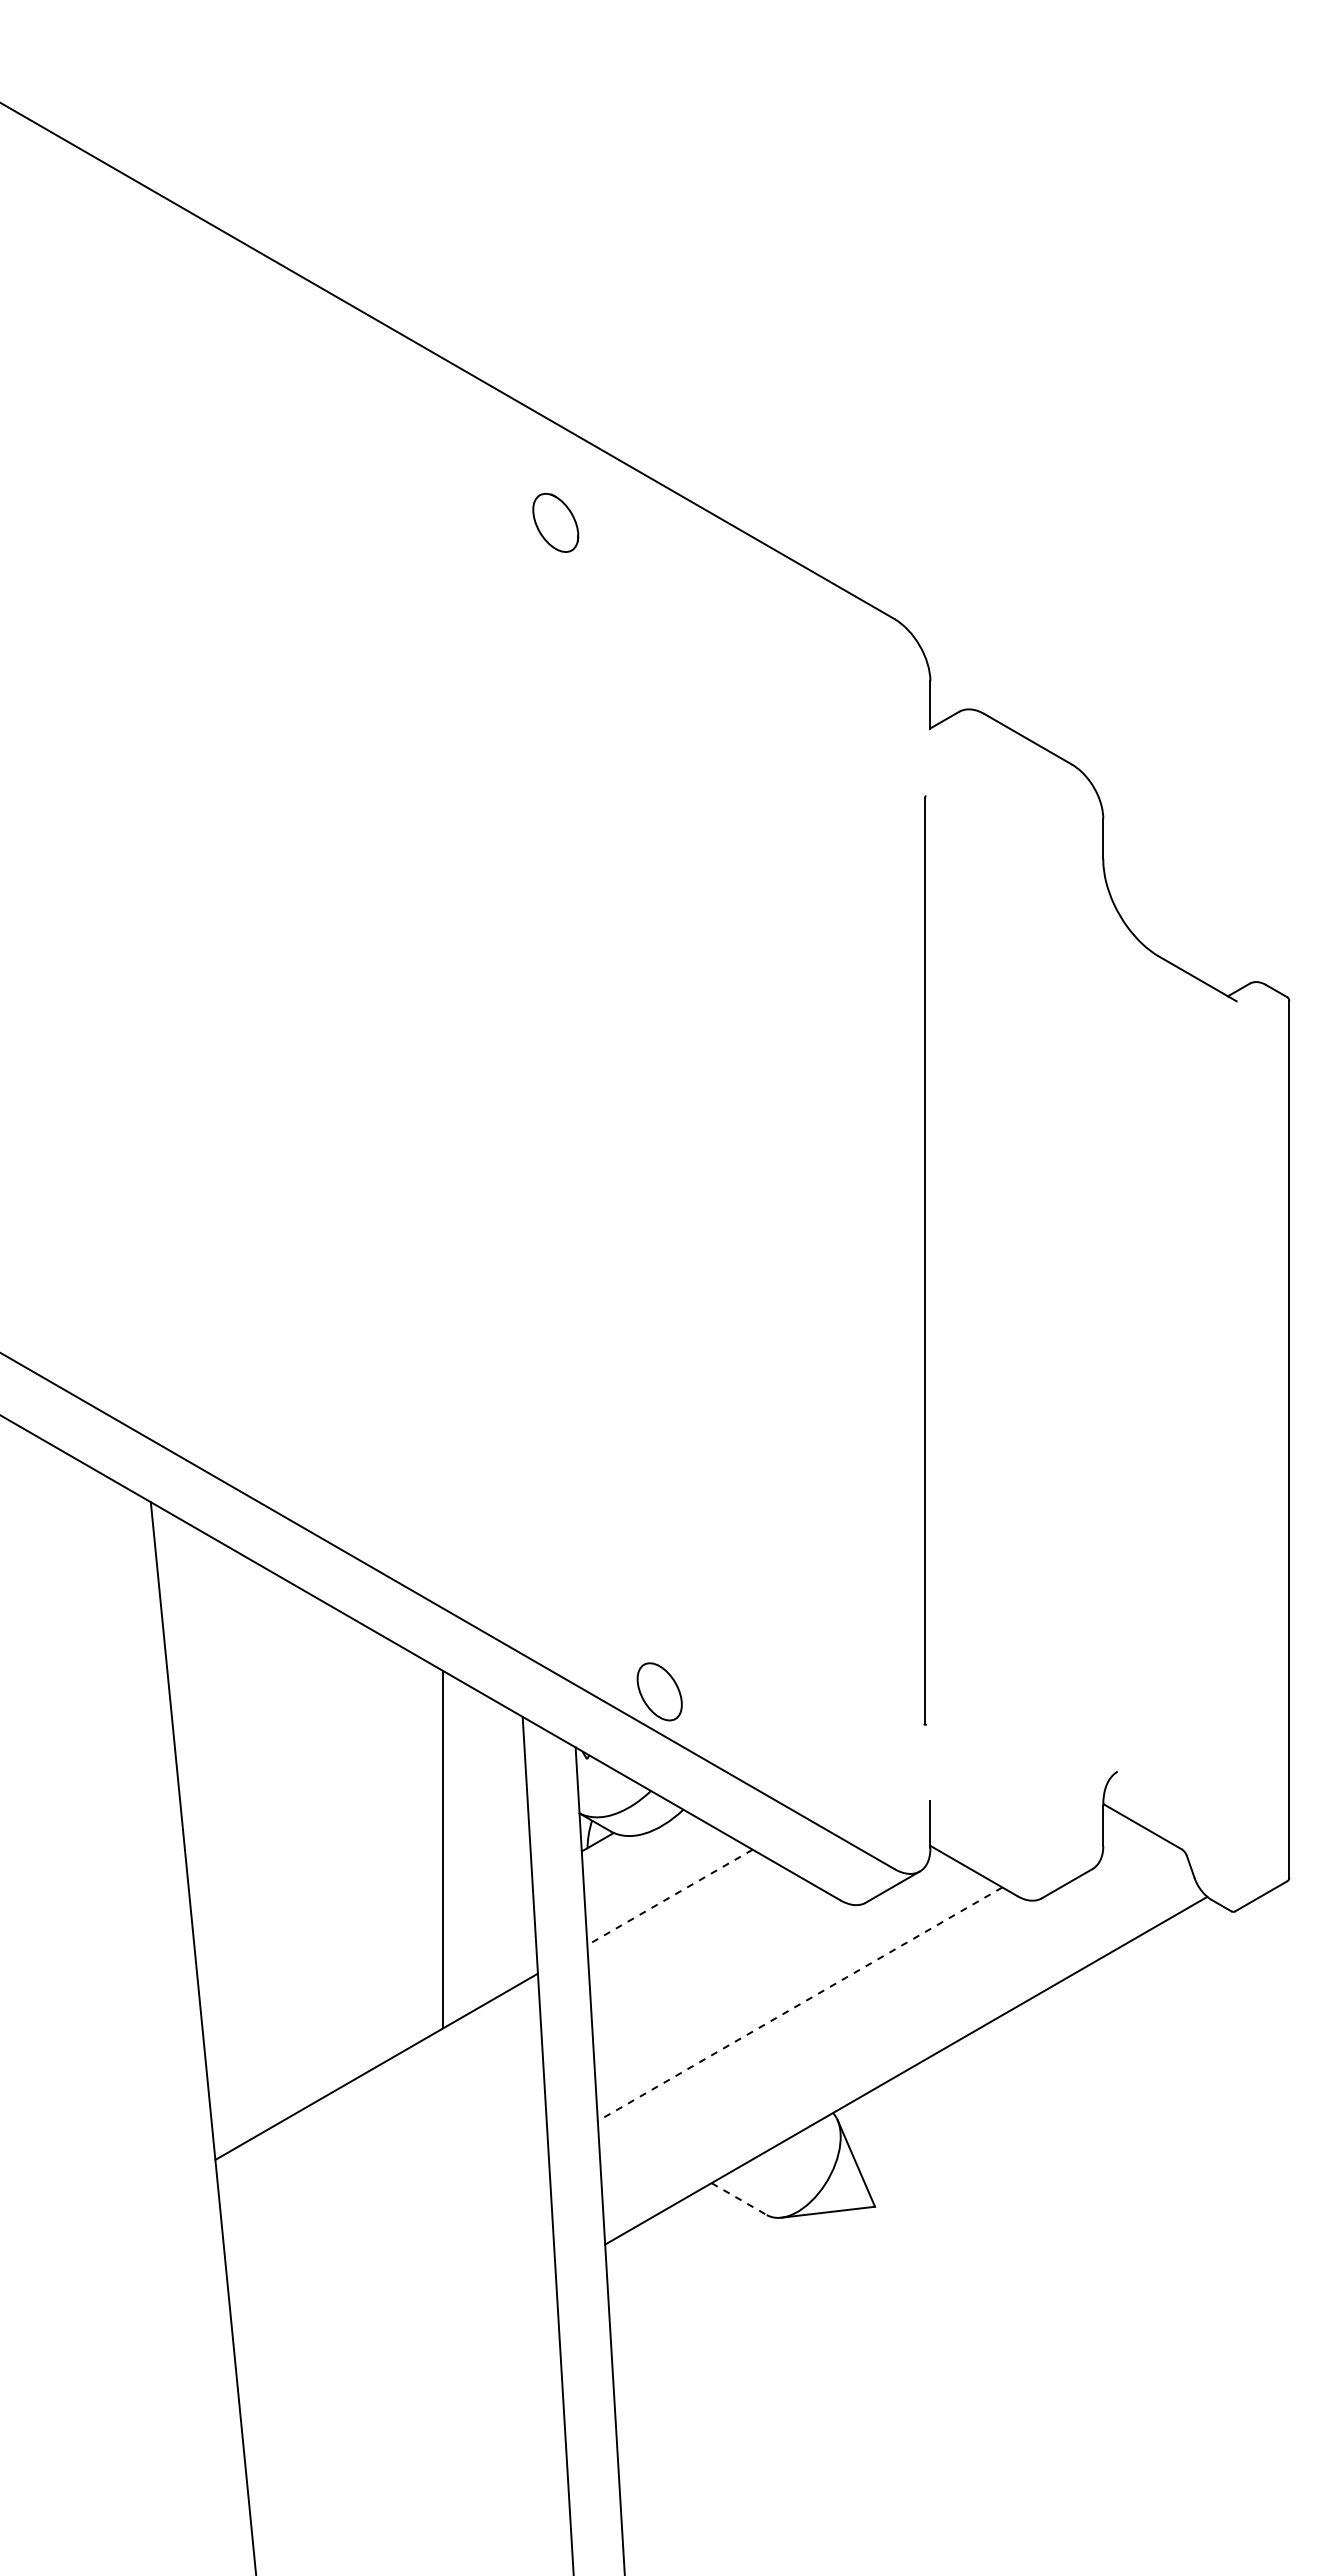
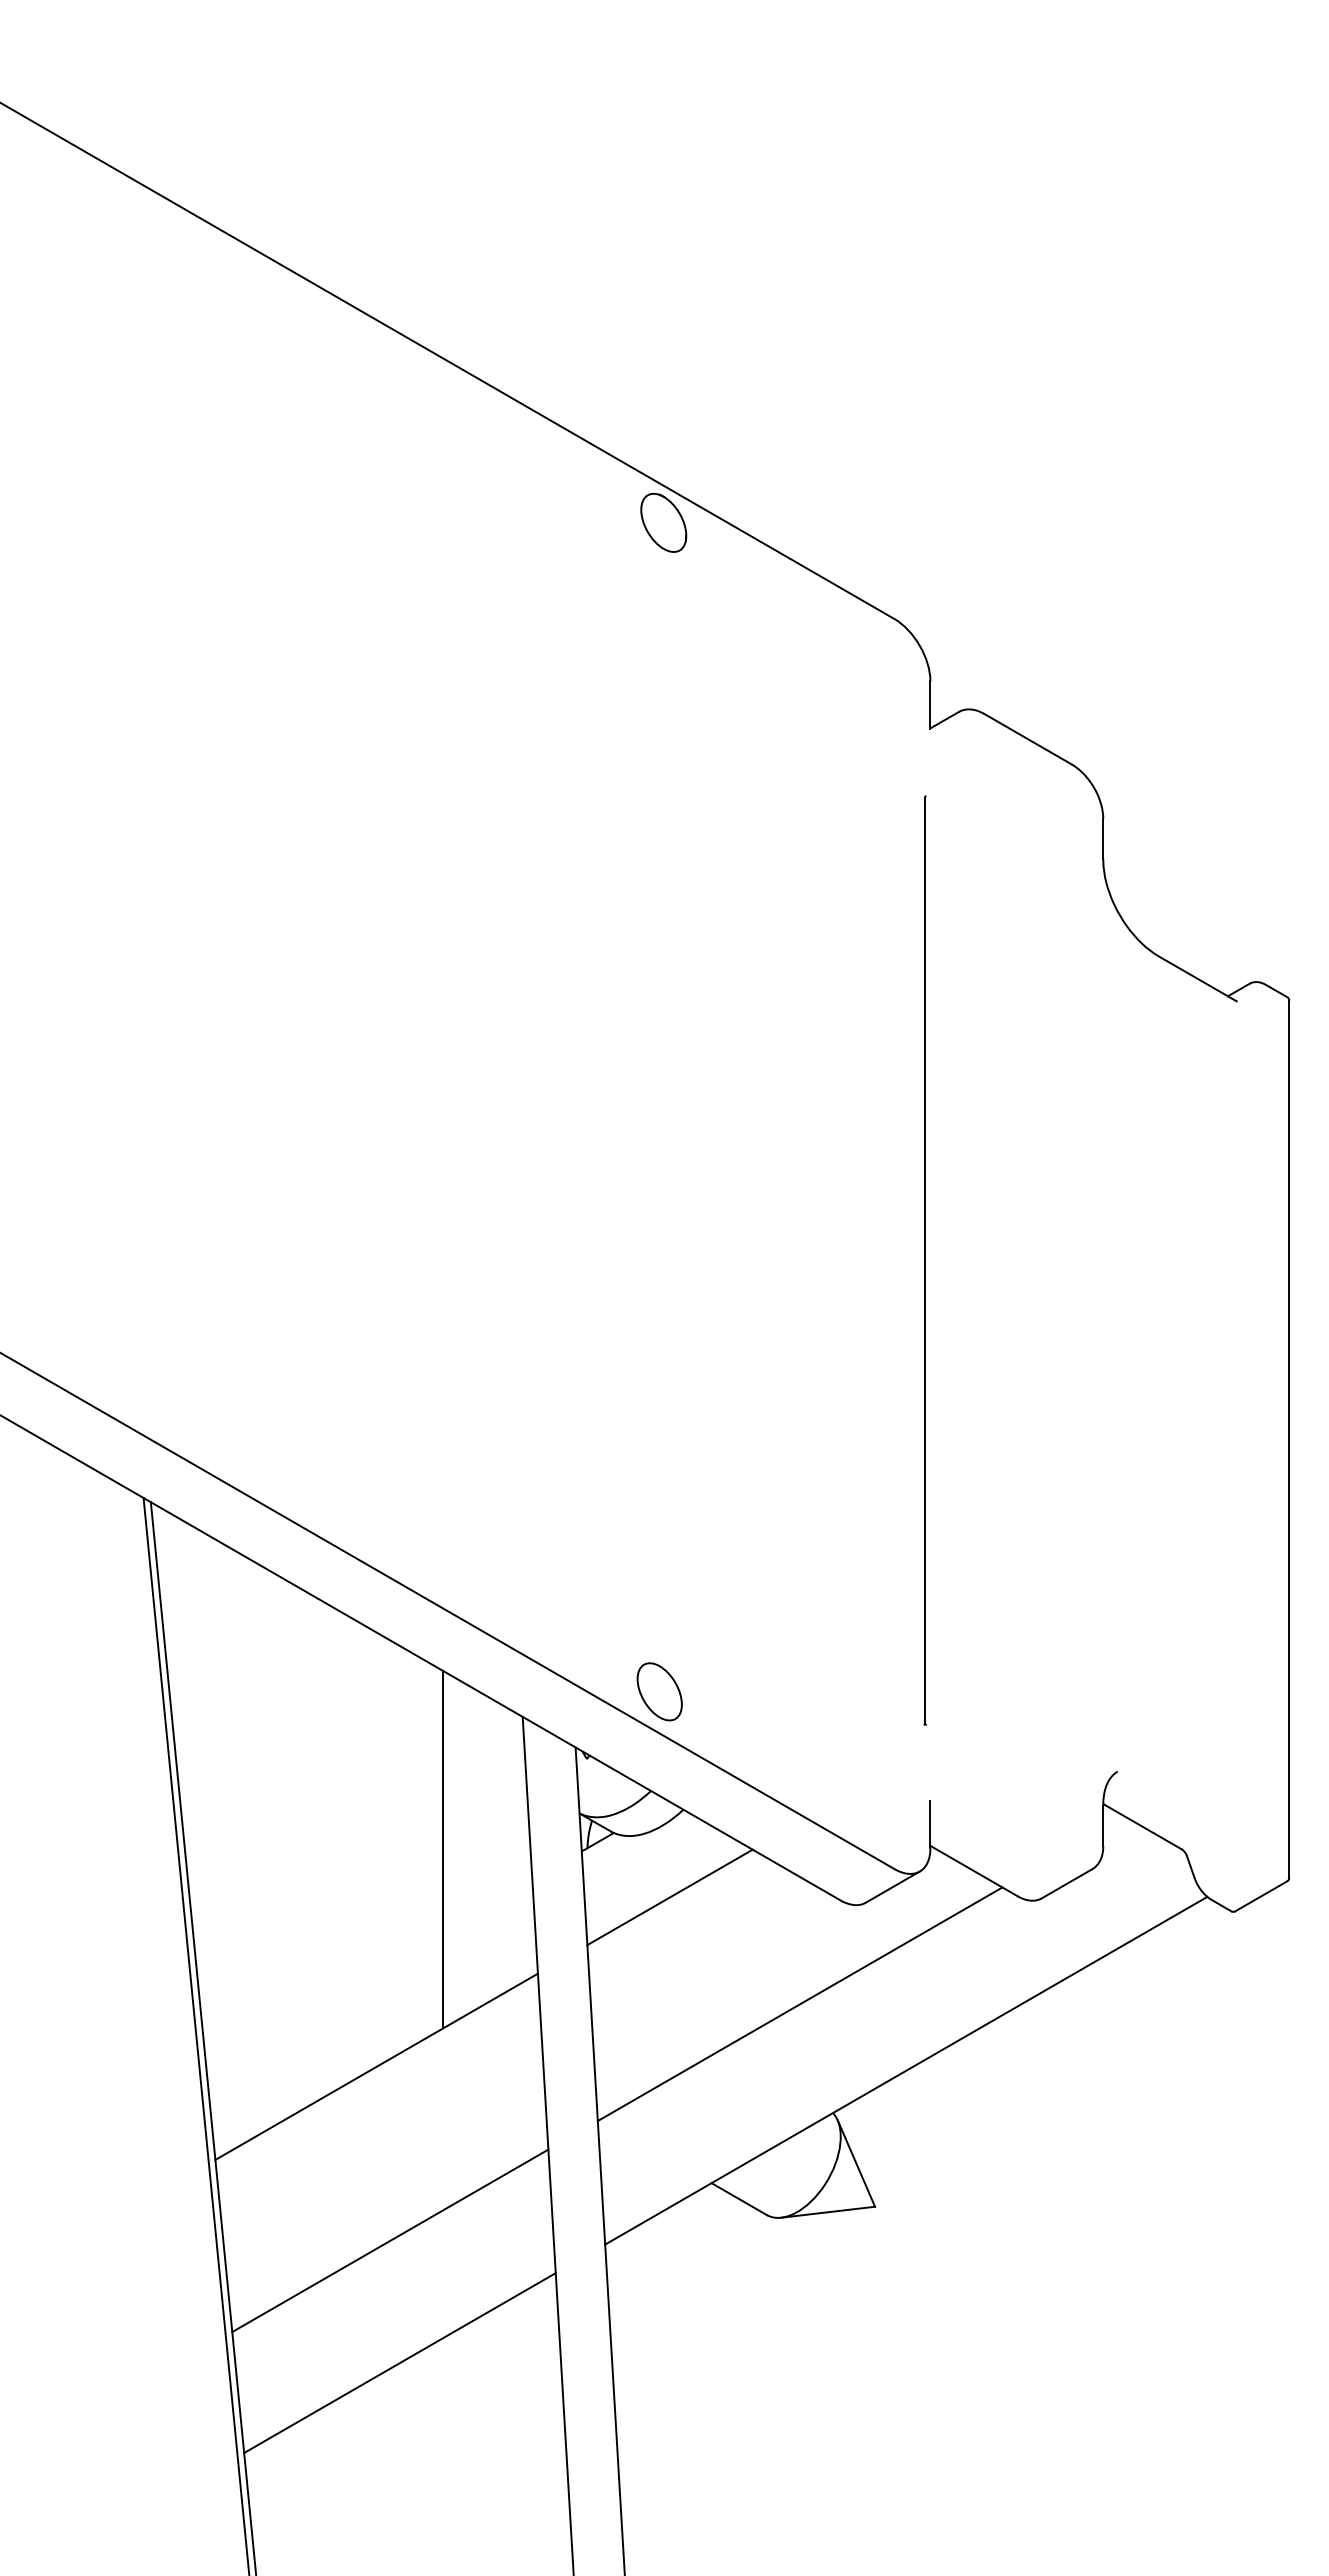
part position: (555, 522) -> (663, 522) (663, 522)
line: dashed -> solid (669, 1897)
line: dashed -> solid (800, 2004)
line: none -> present (196, 2035)
line: dashed -> solid (739, 2199)
line: none -> present (390, 2240)
line: none -> present (399, 2363)
